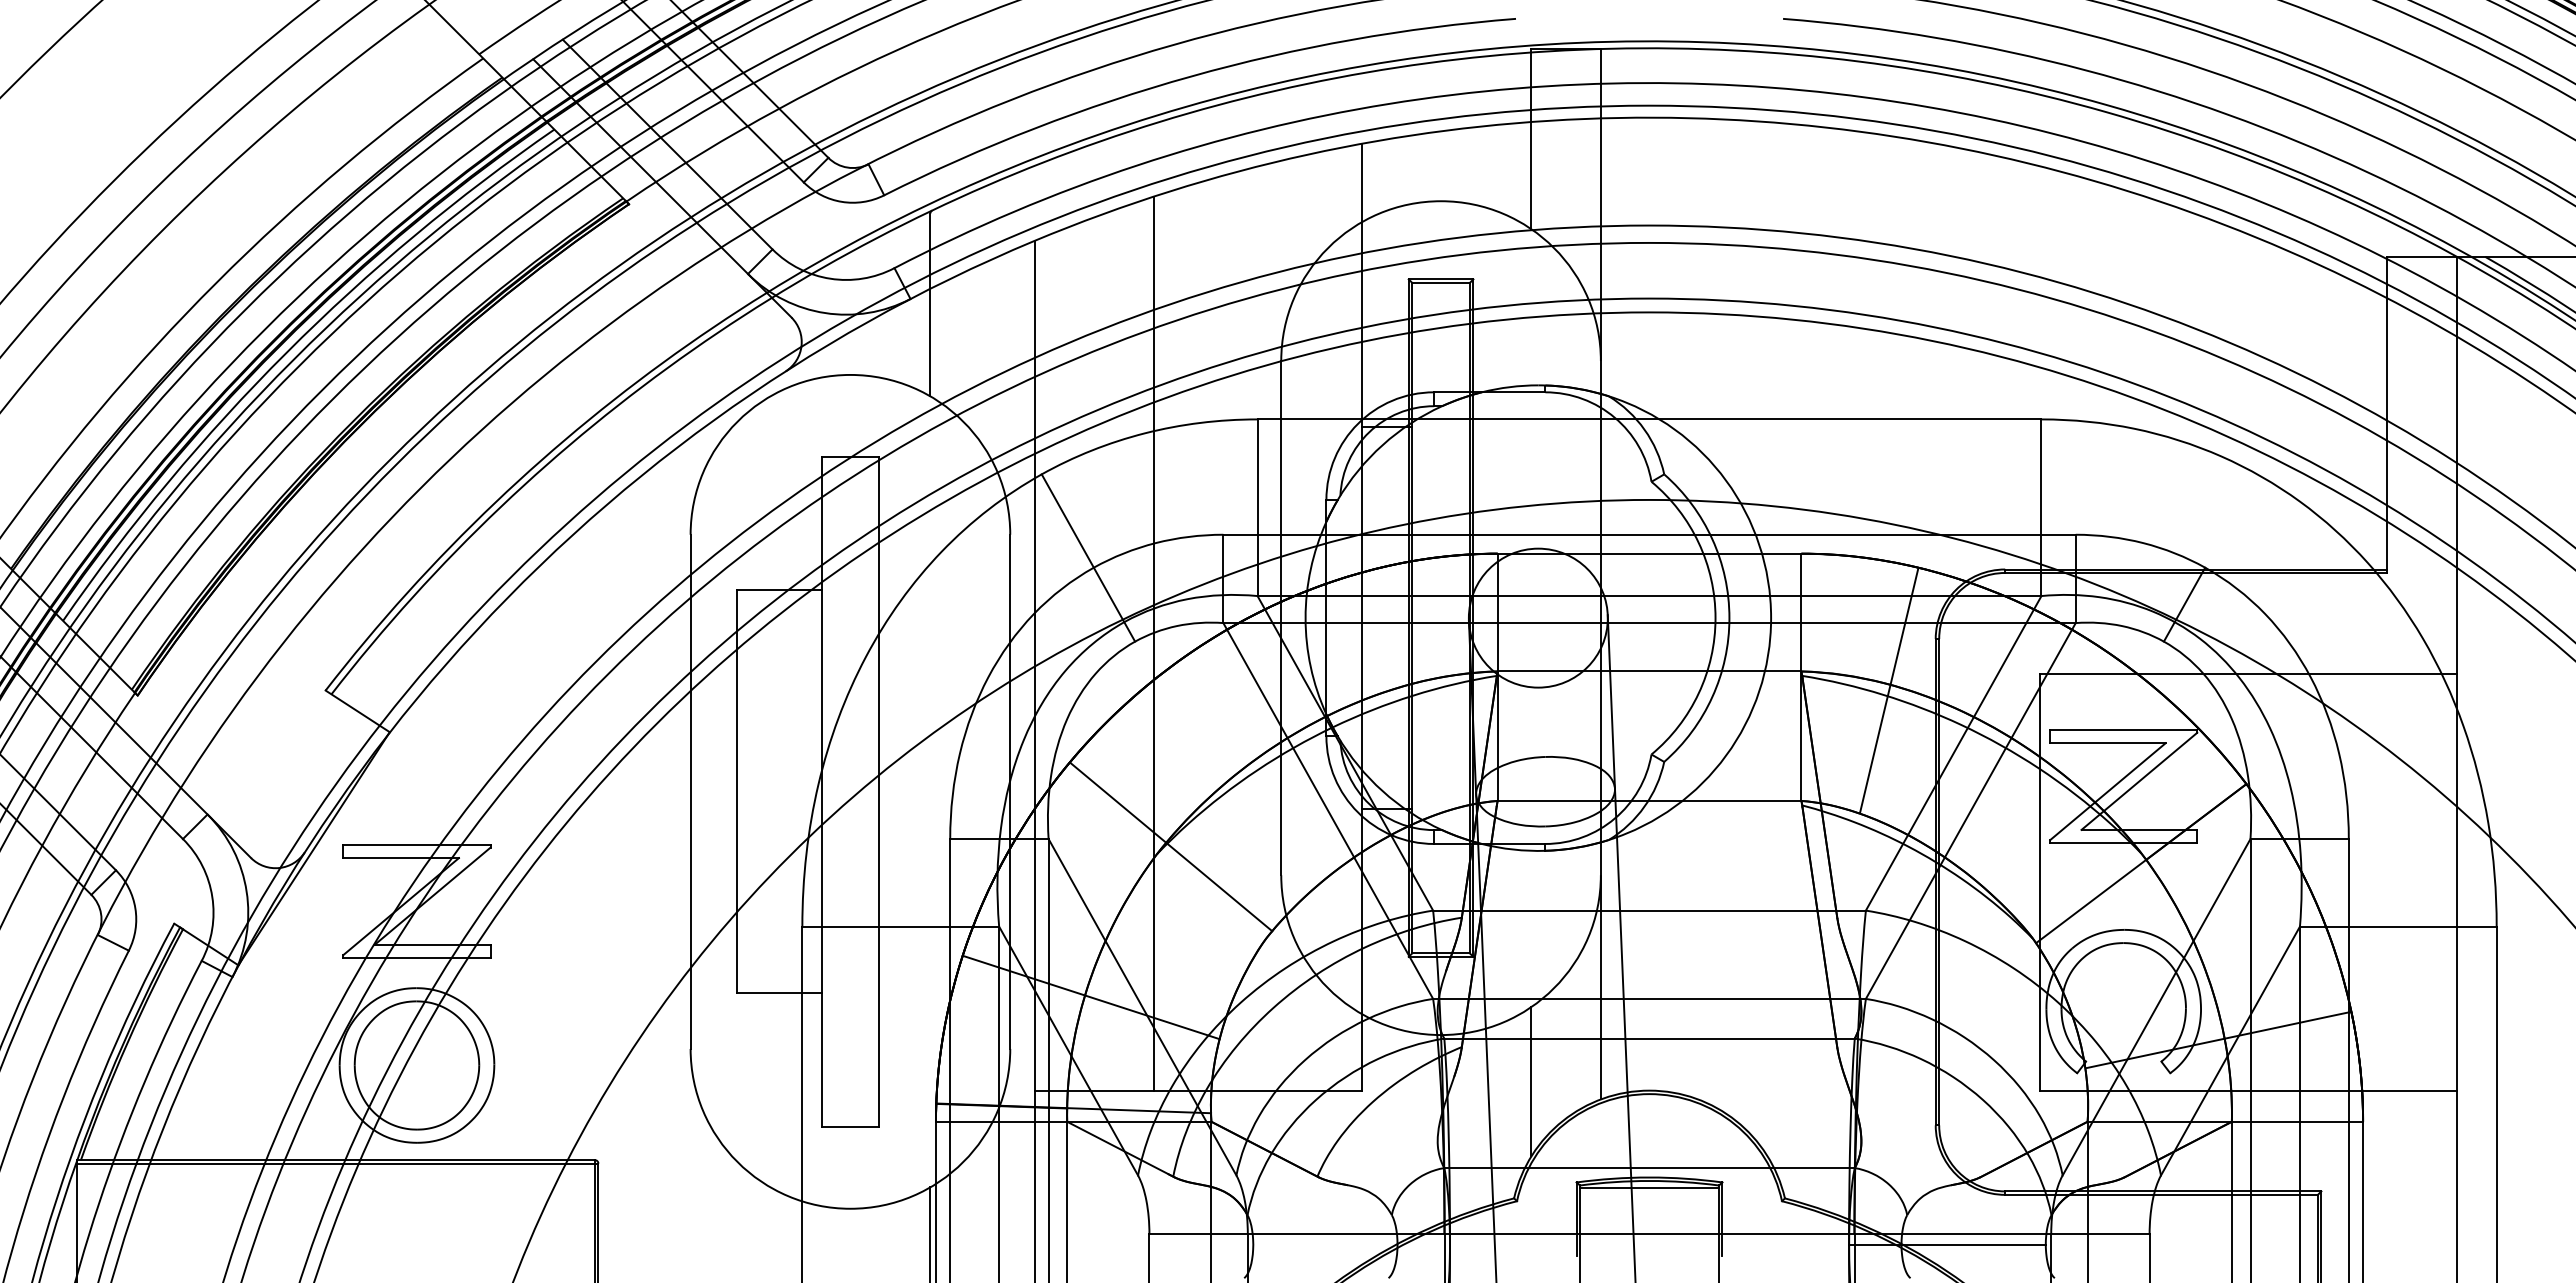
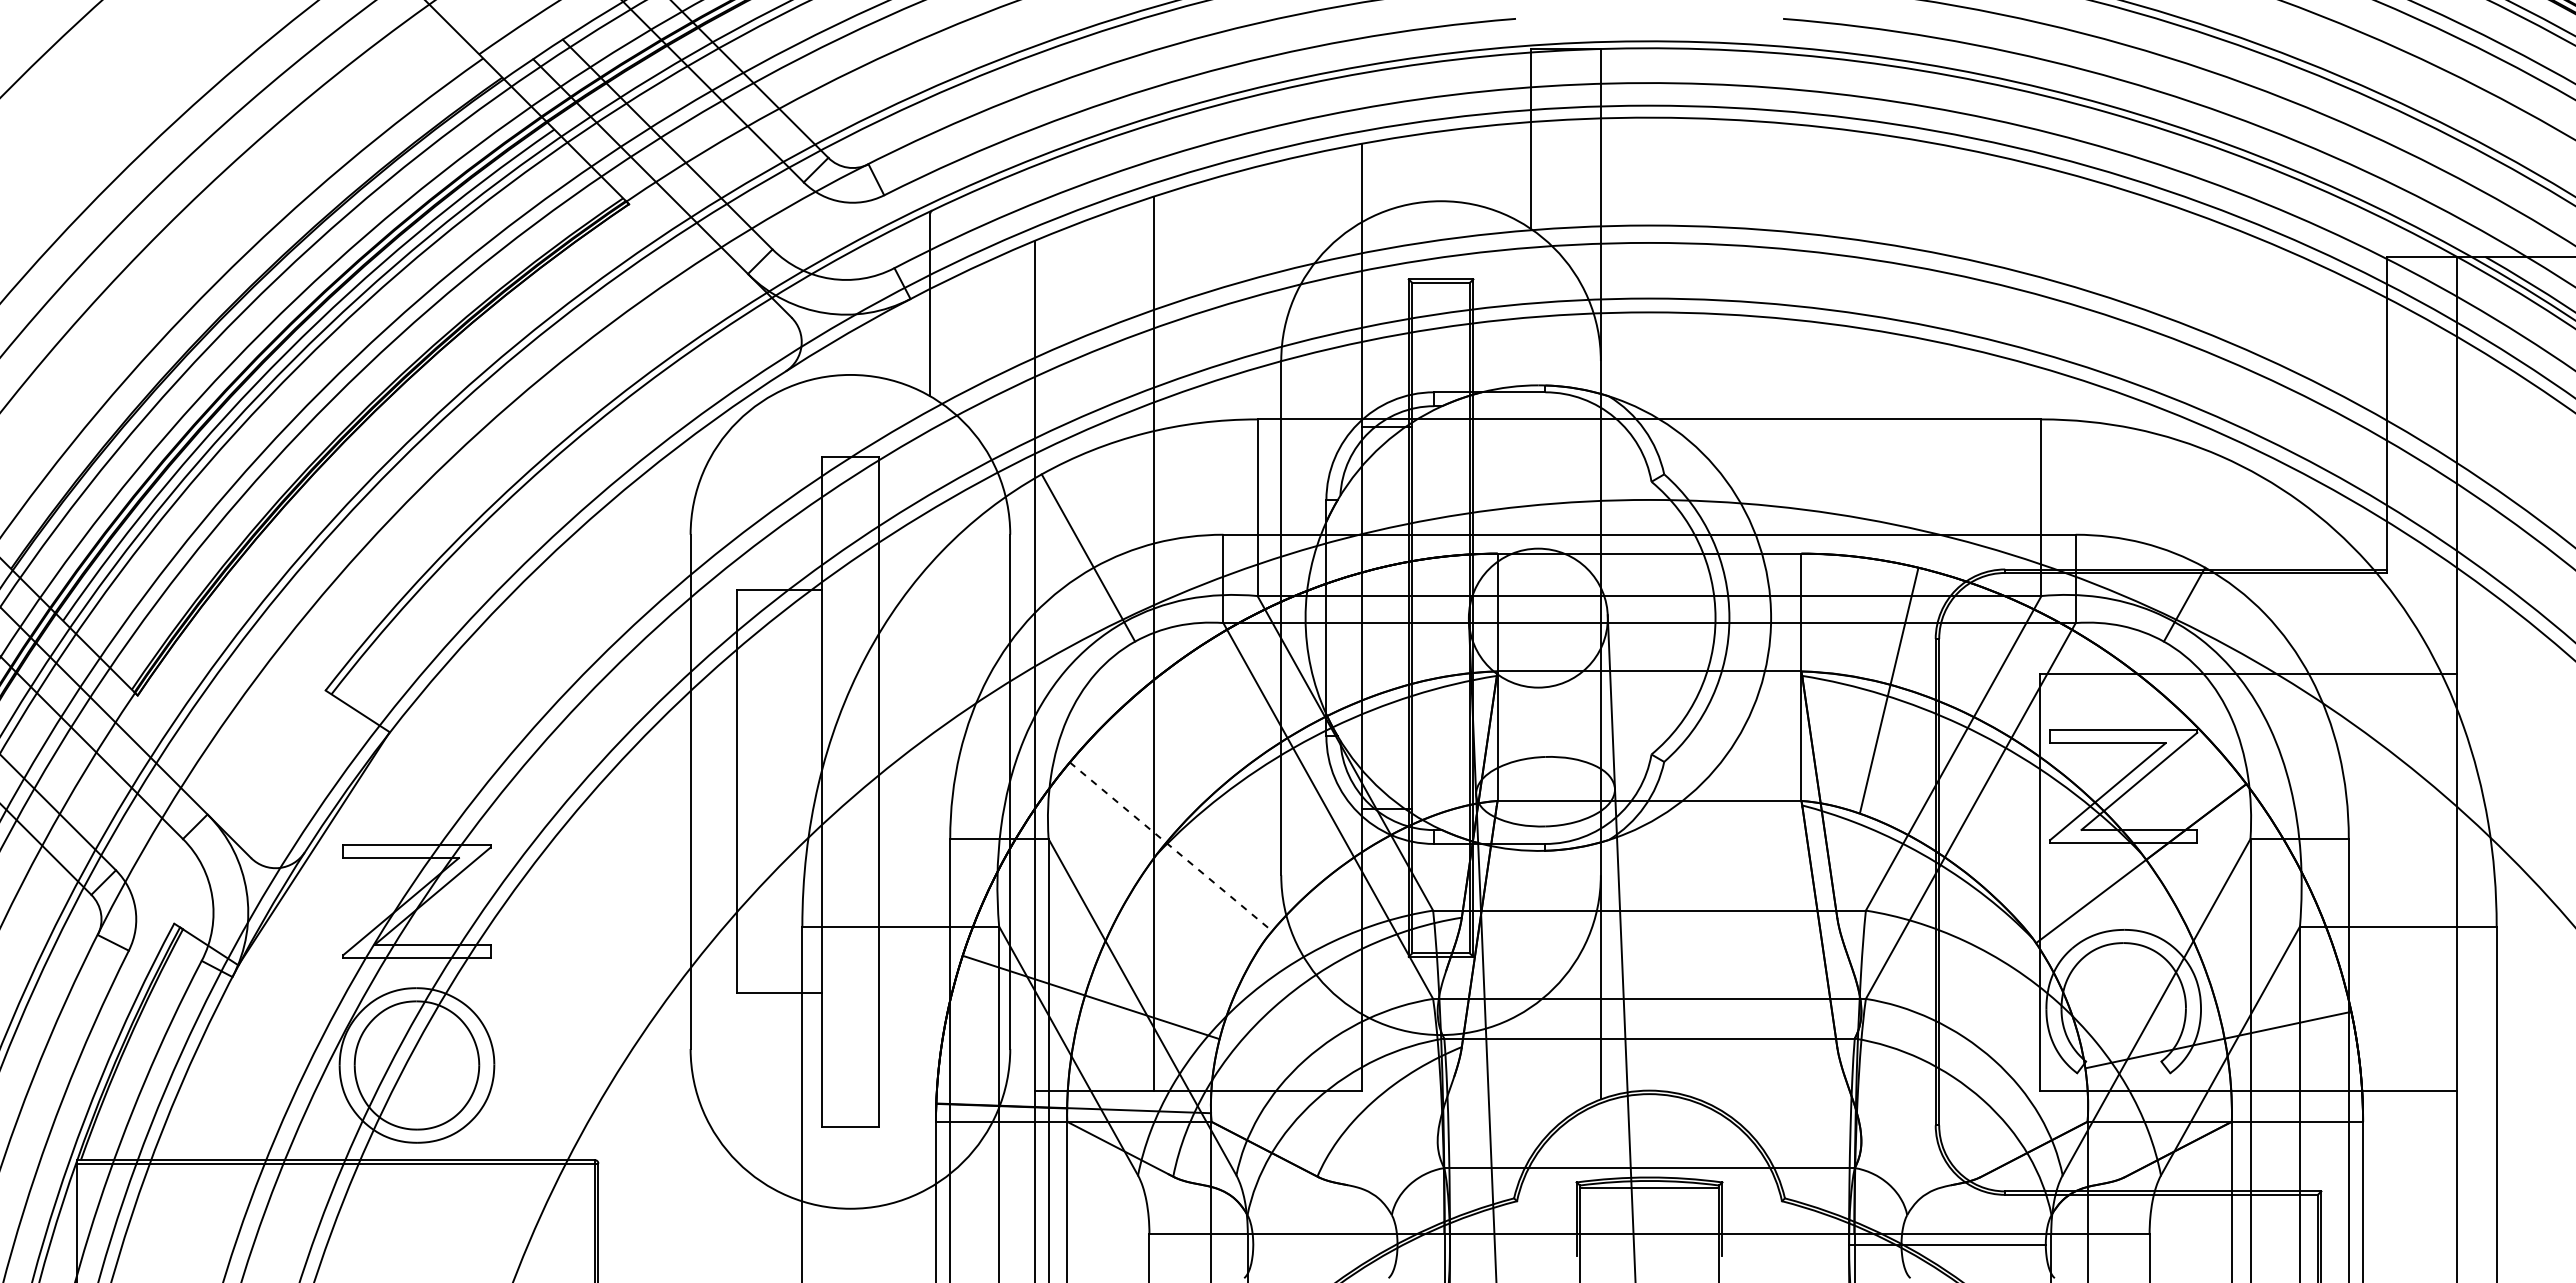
line: solid -> dashed (1171, 846)
line: present -> none (1531, 1081)
line: present -> none (930, 1233)
